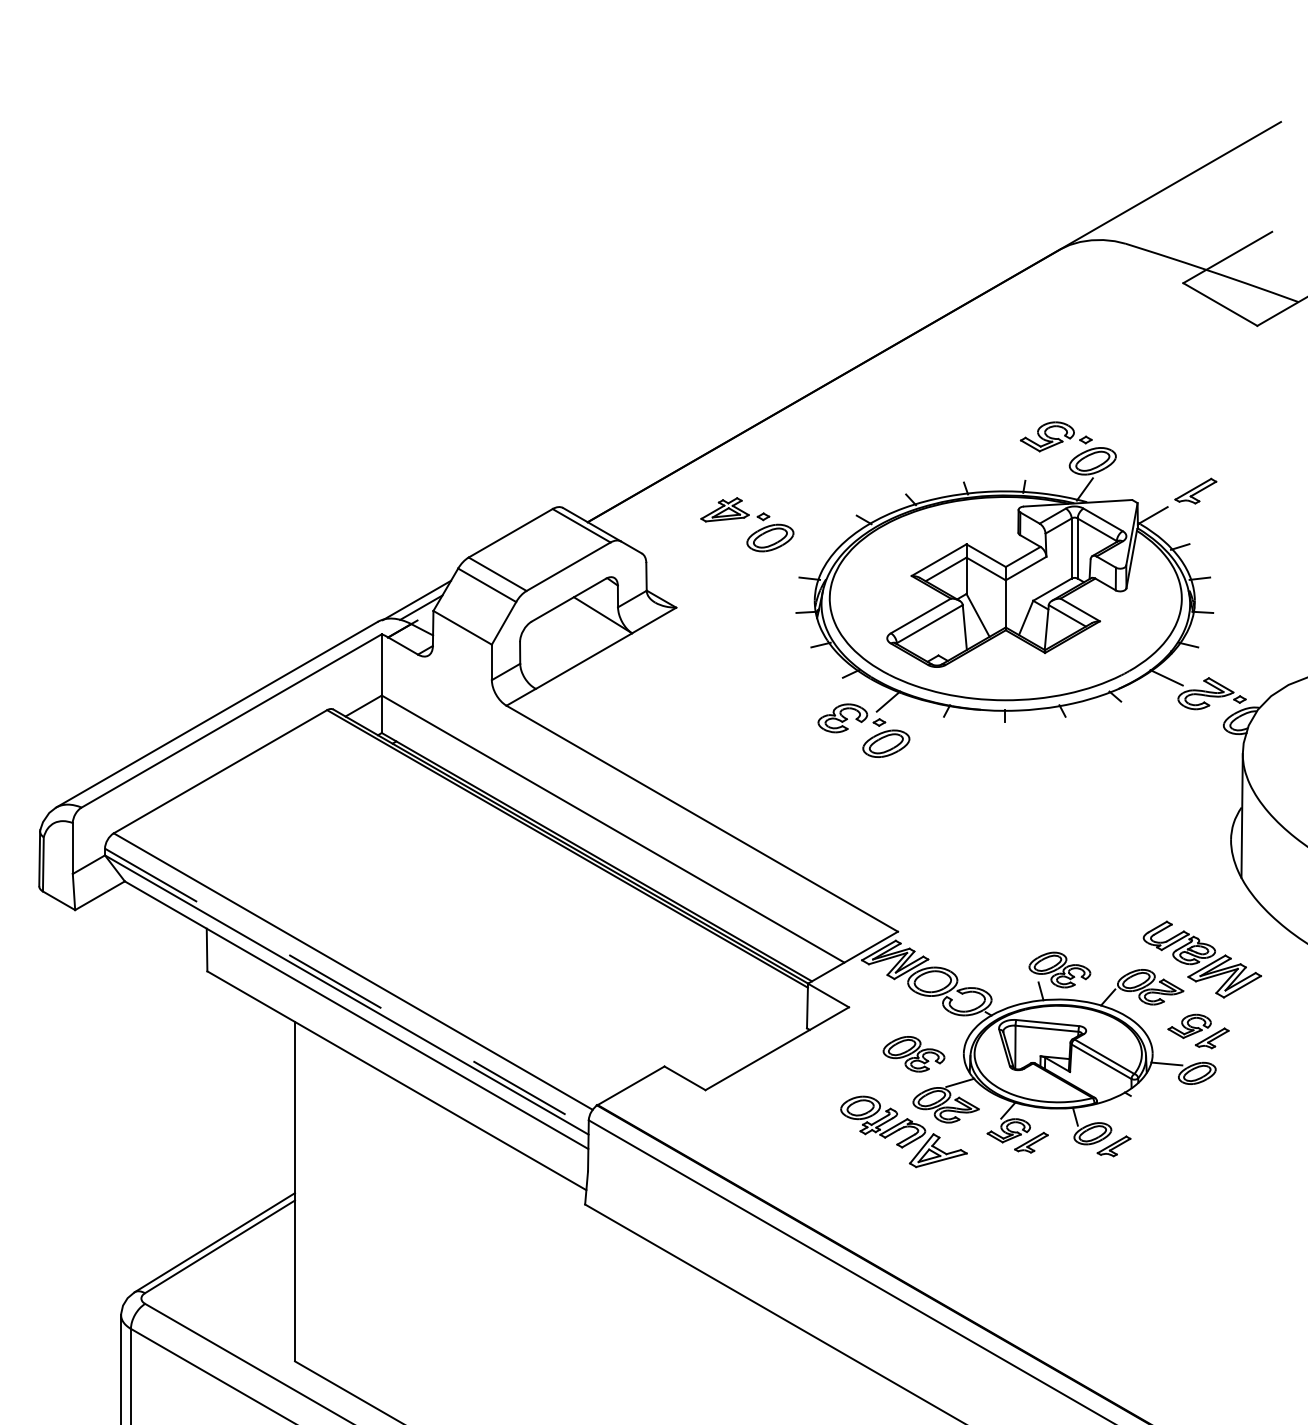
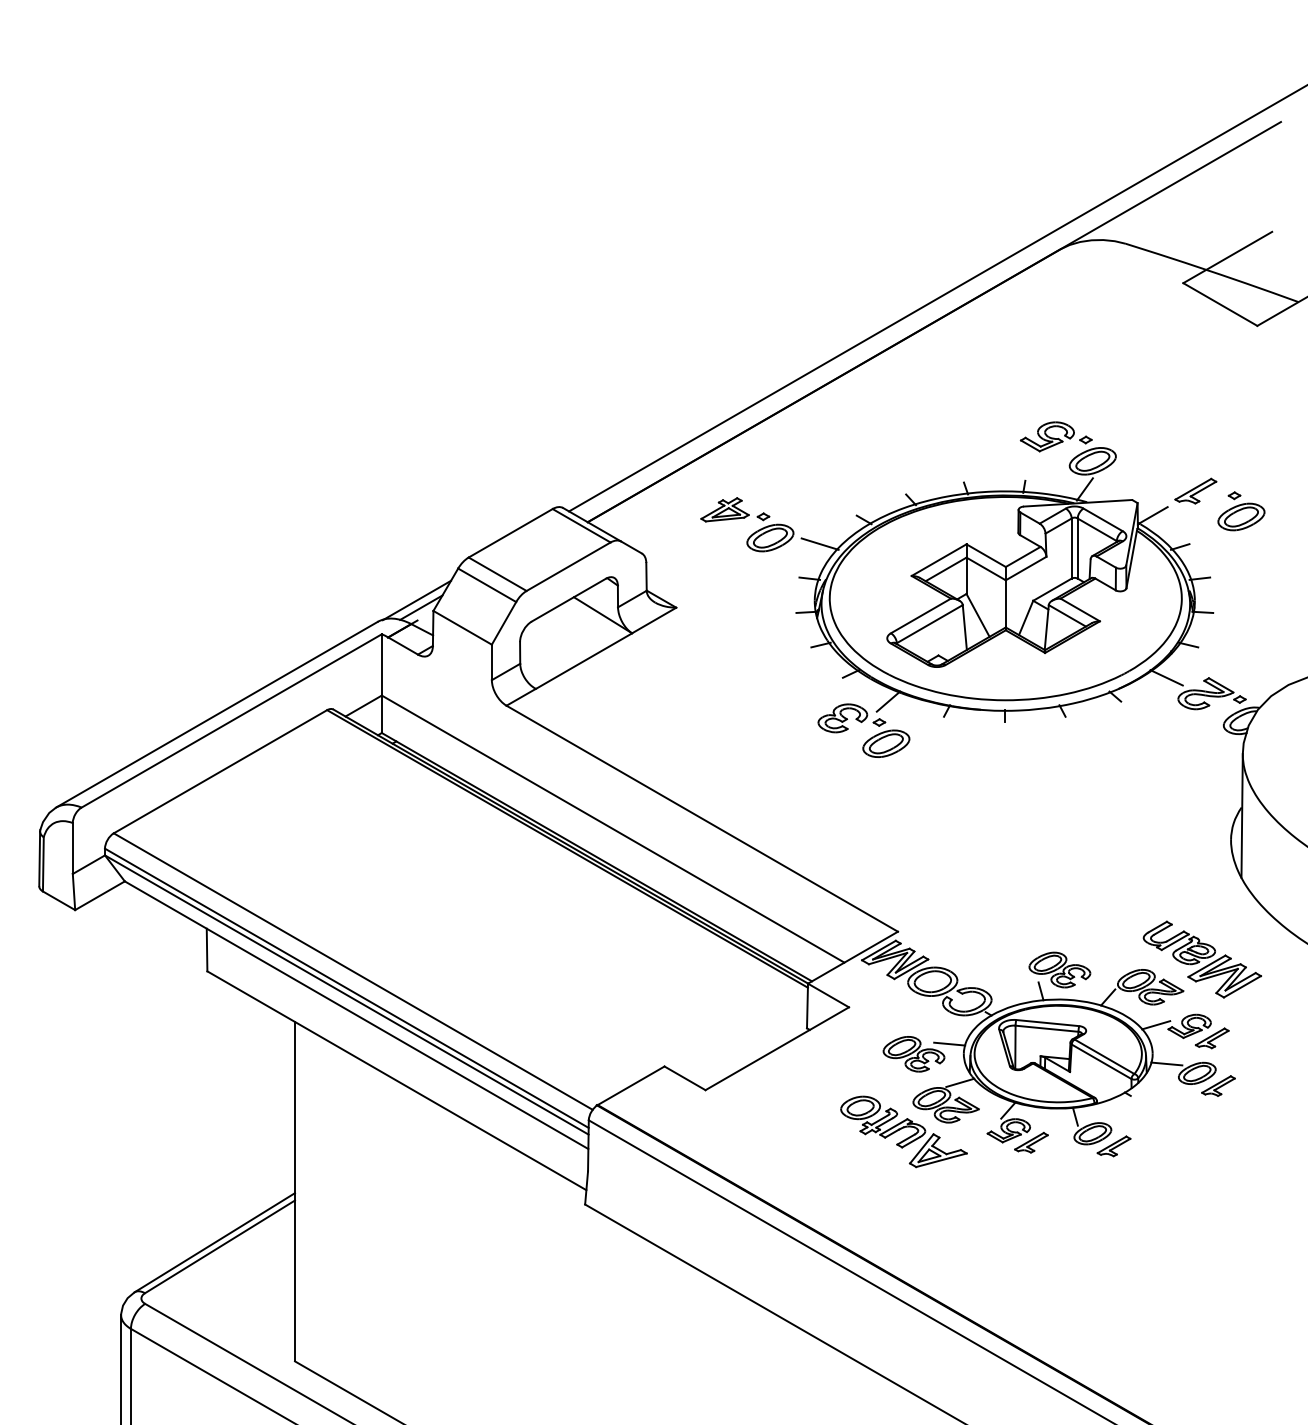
line: none -> present (936, 298)
part: none -> present (1241, 511)
line: none -> present (819, 543)
line: dashed -> solid (347, 988)
line: none -> present (1156, 1025)
line: none -> present (949, 1043)
part: none -> present (1218, 1085)
